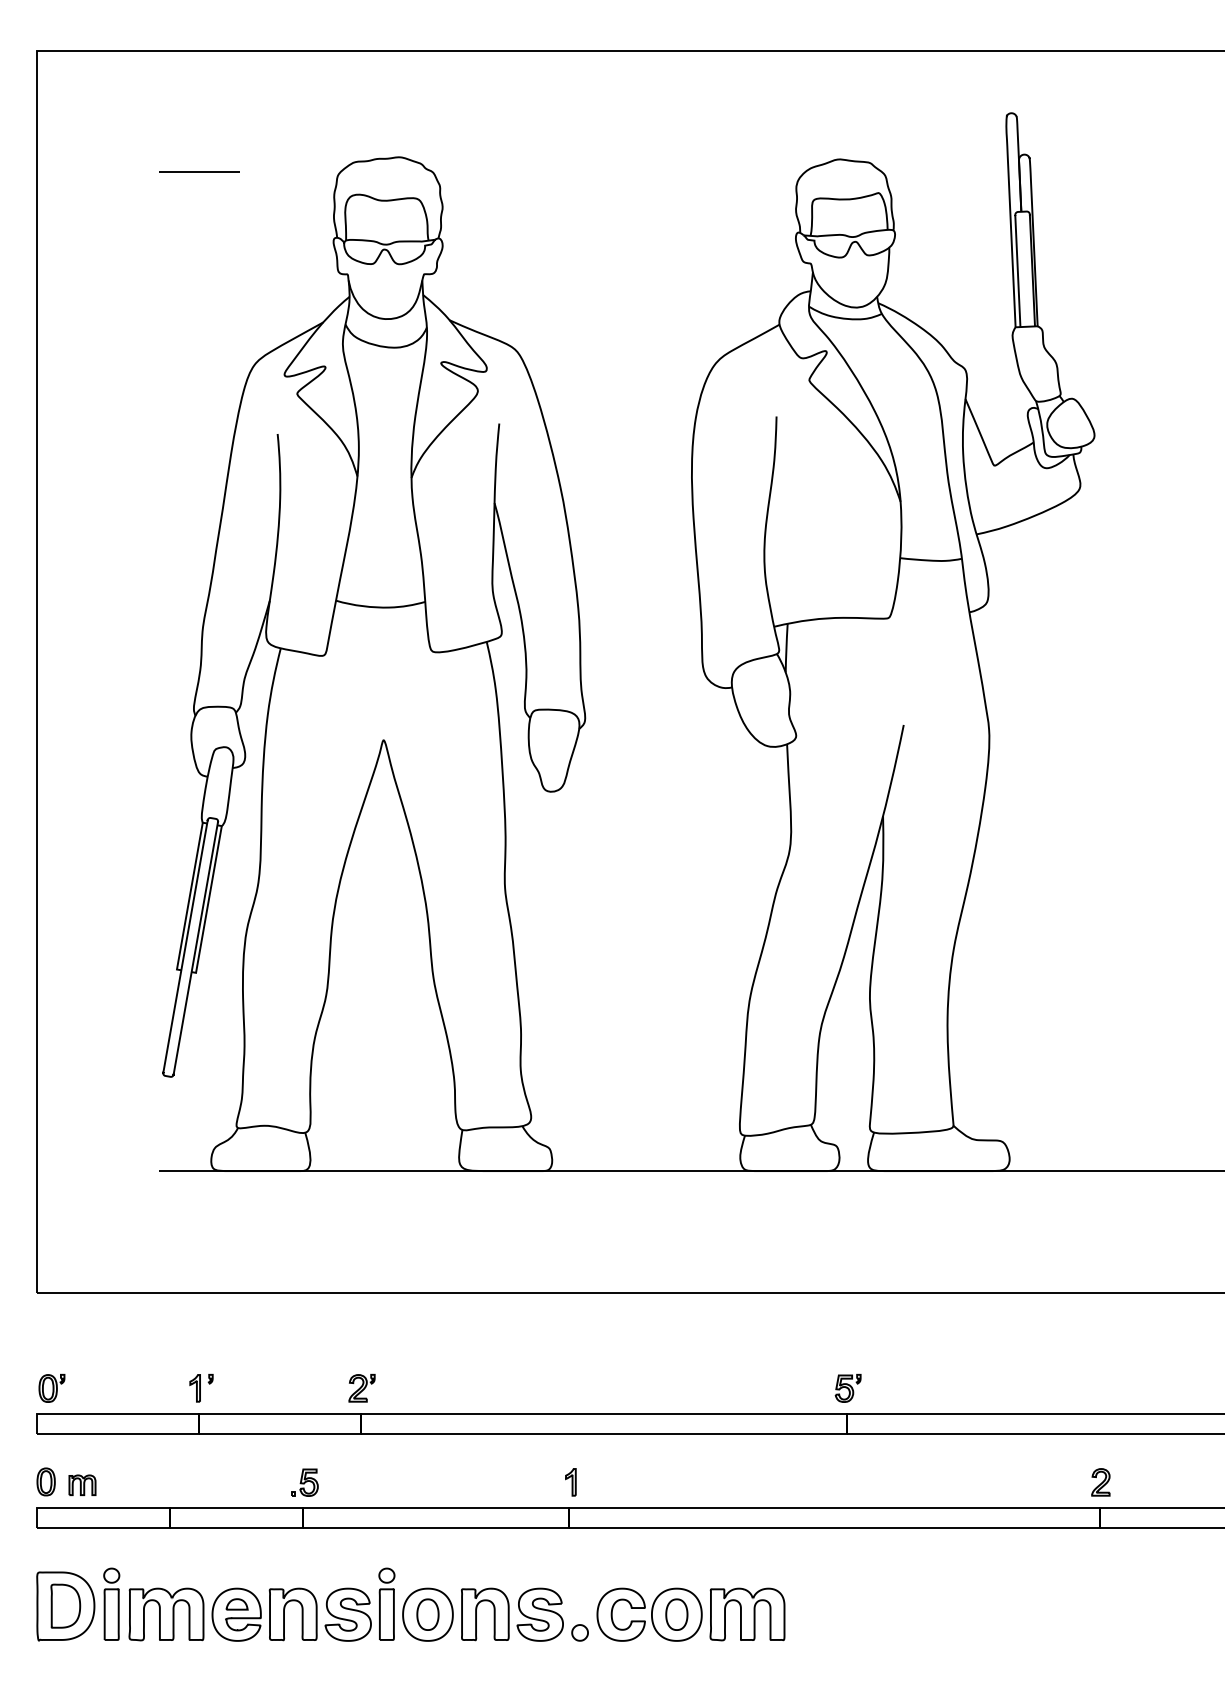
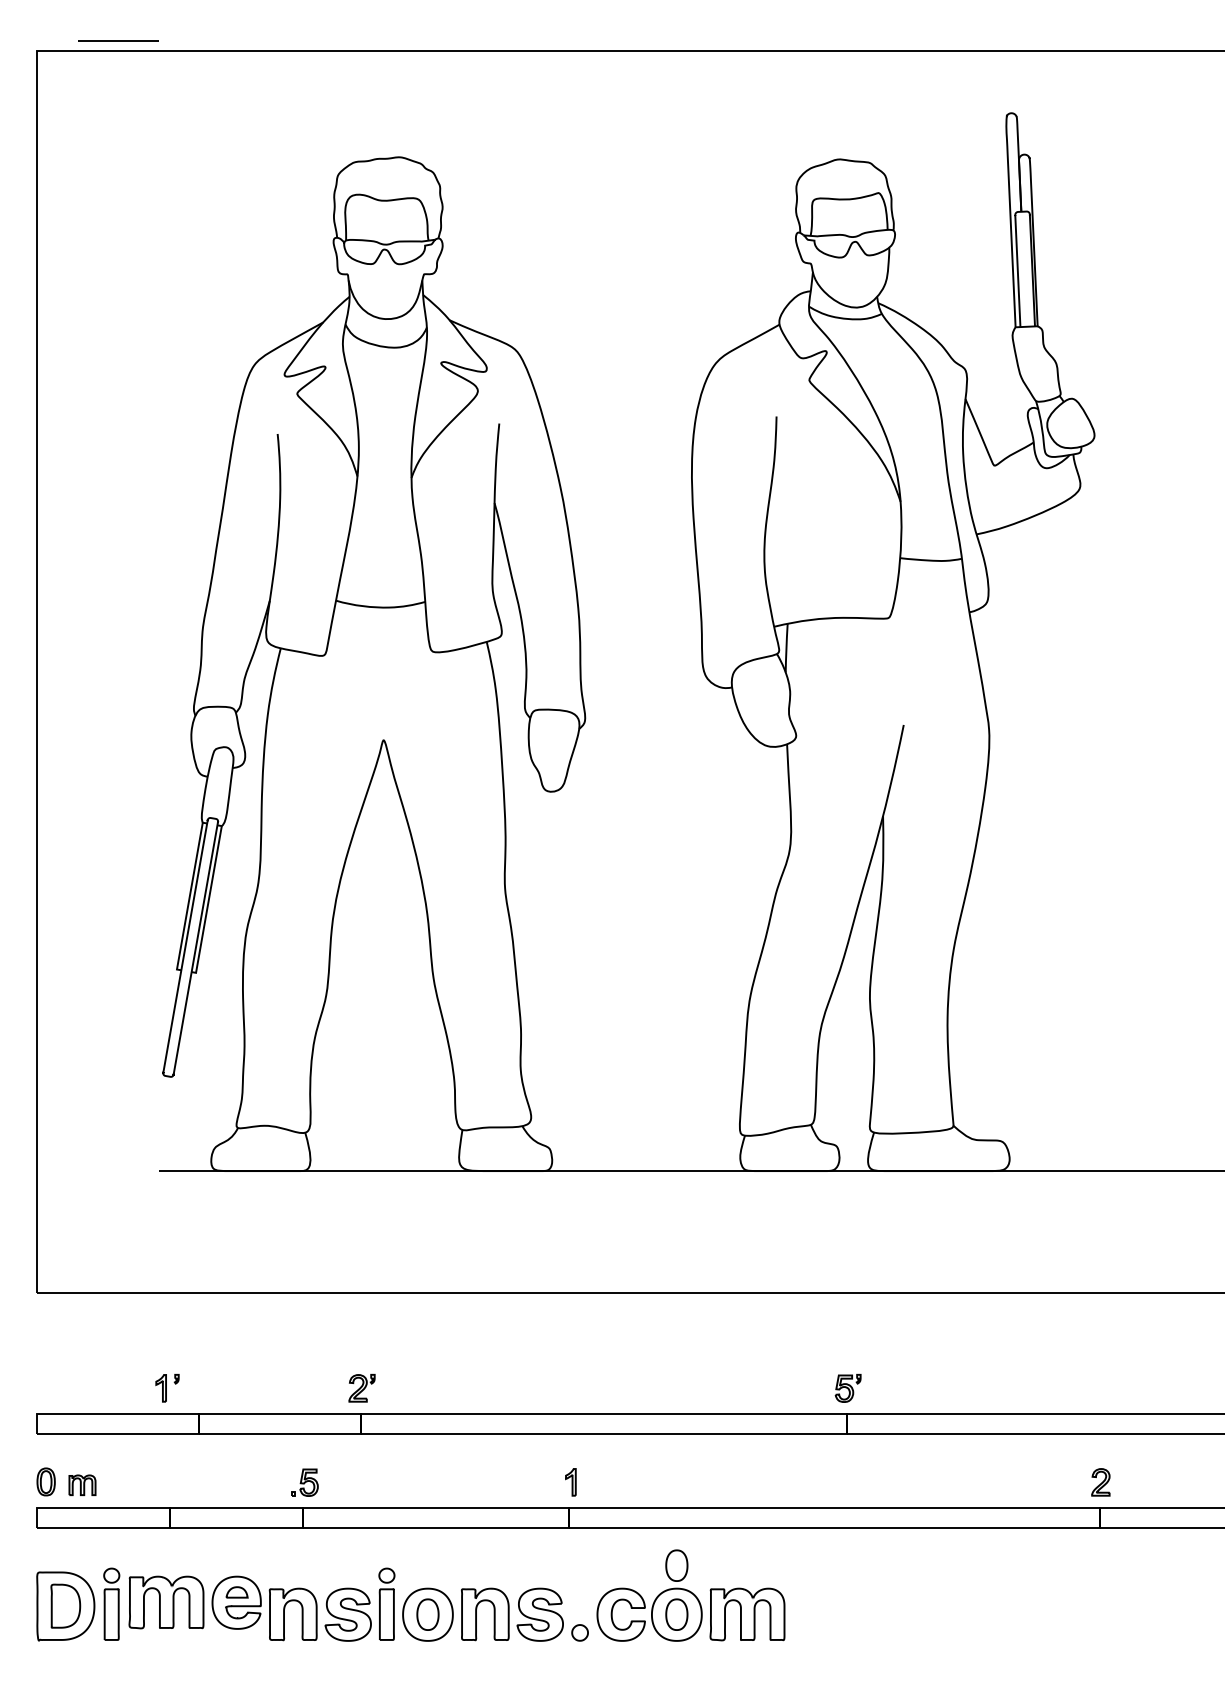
line position: (199, 171) -> (118, 40) (118, 40)
part: present -> none (51, 1388)
part position: (201, 1388) -> (167, 1388) (167, 1388)
part: none -> present (676, 1565)
part position: (194, 1614) -> (194, 1602) (194, 1602)
